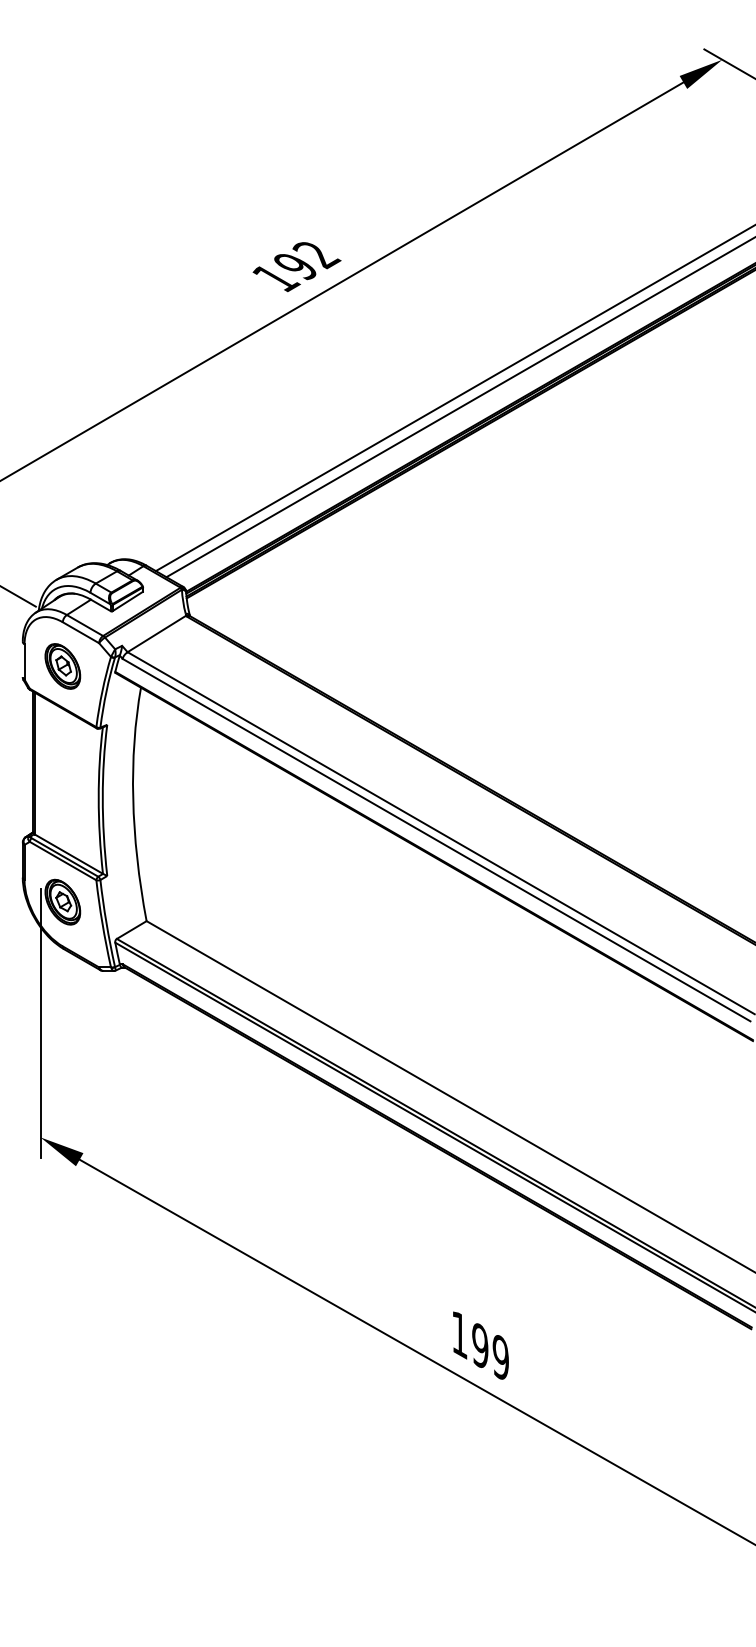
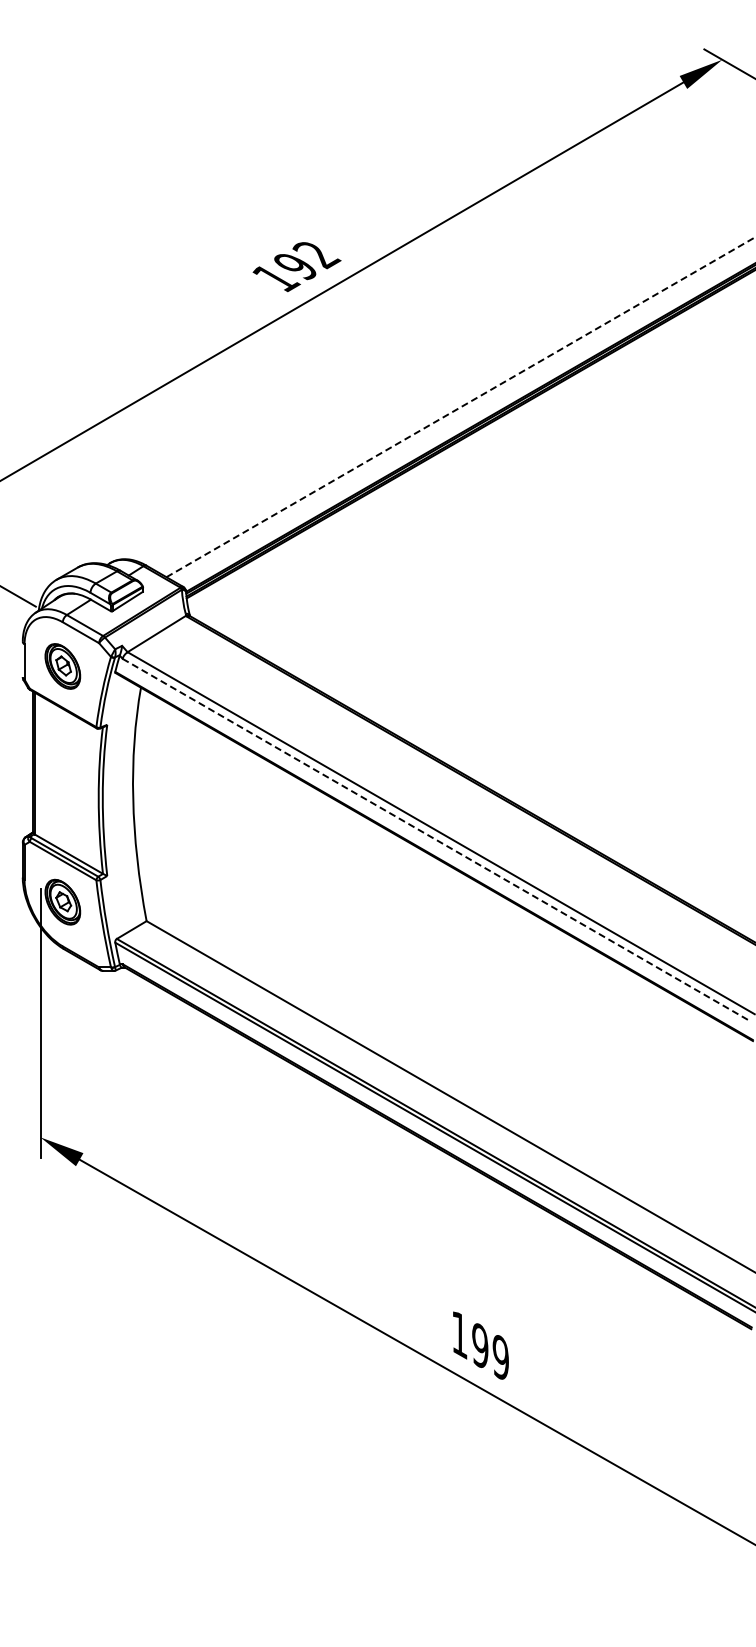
line: present -> none (453, 398)
line: solid -> dashed (460, 407)
line: solid -> dashed (436, 840)
